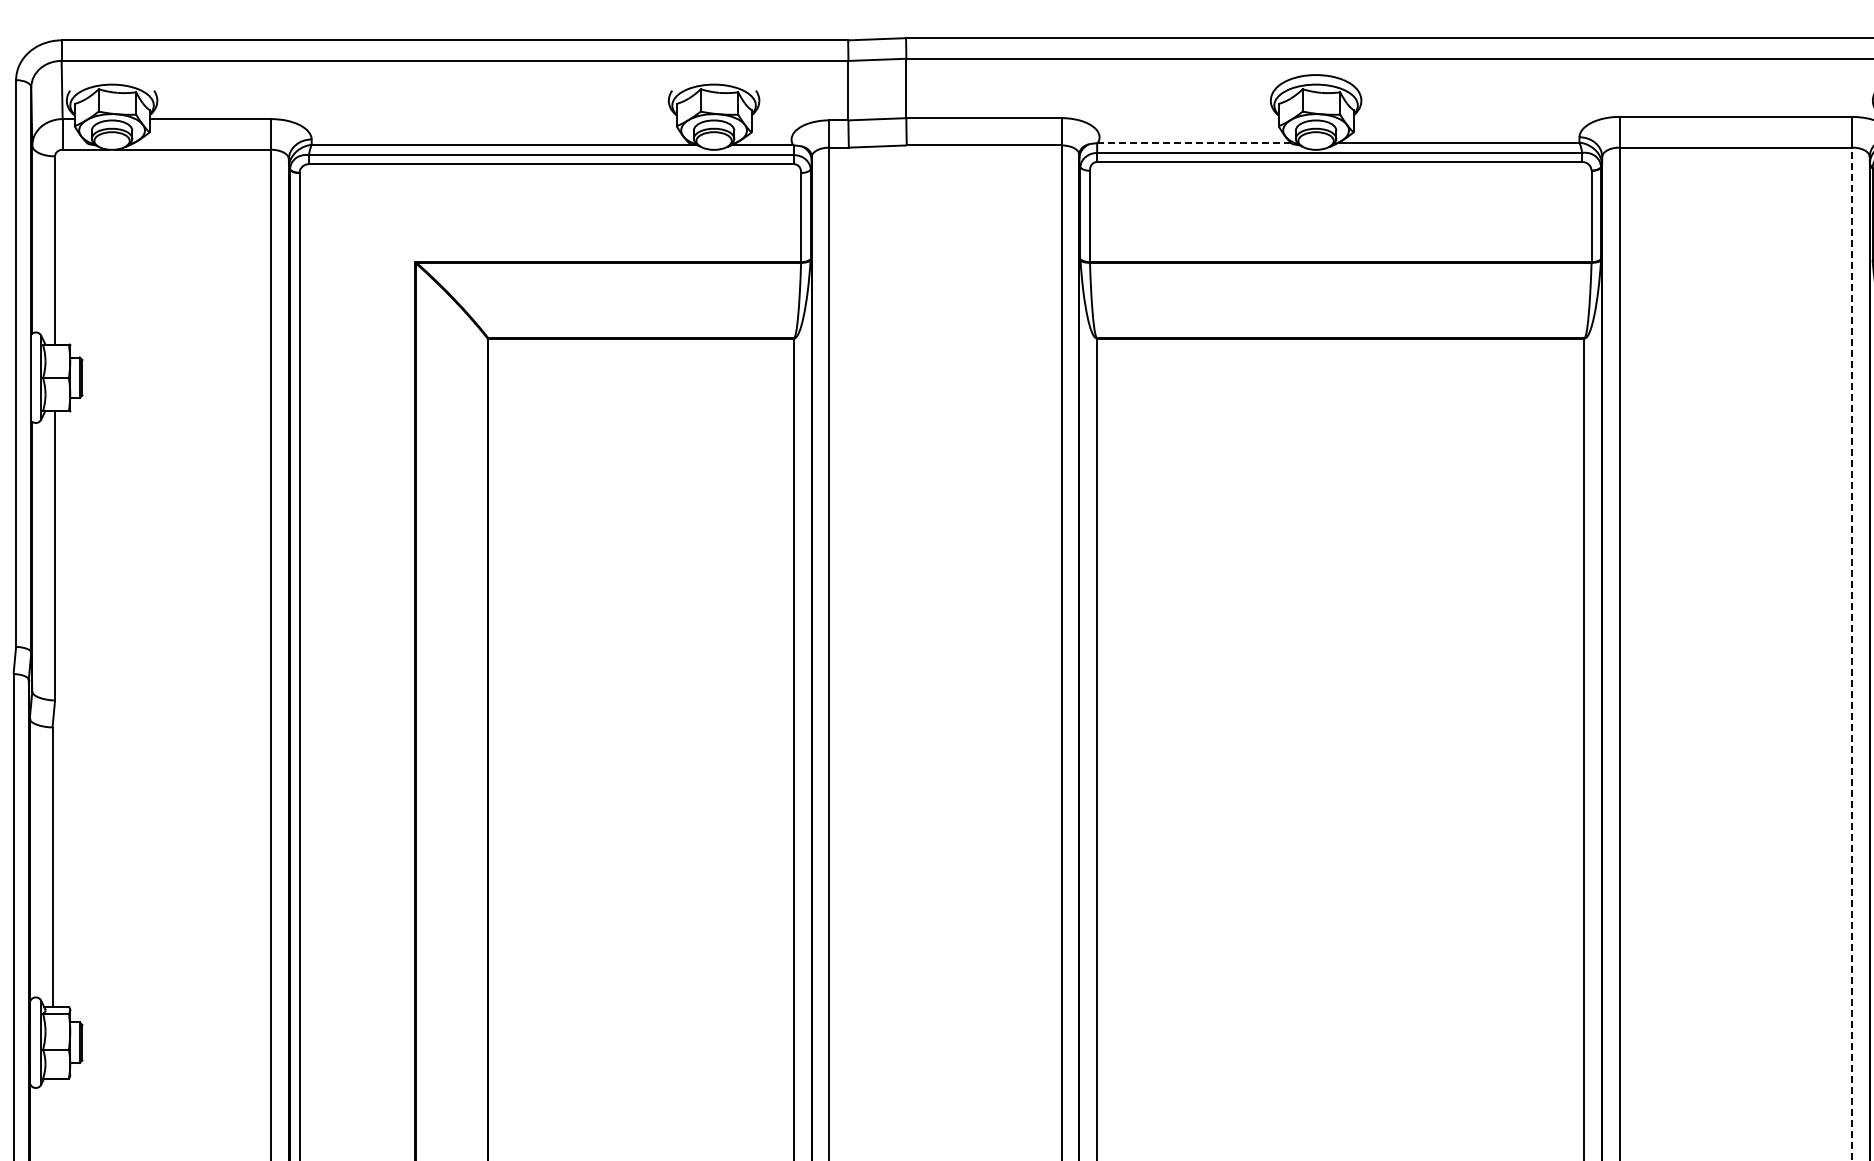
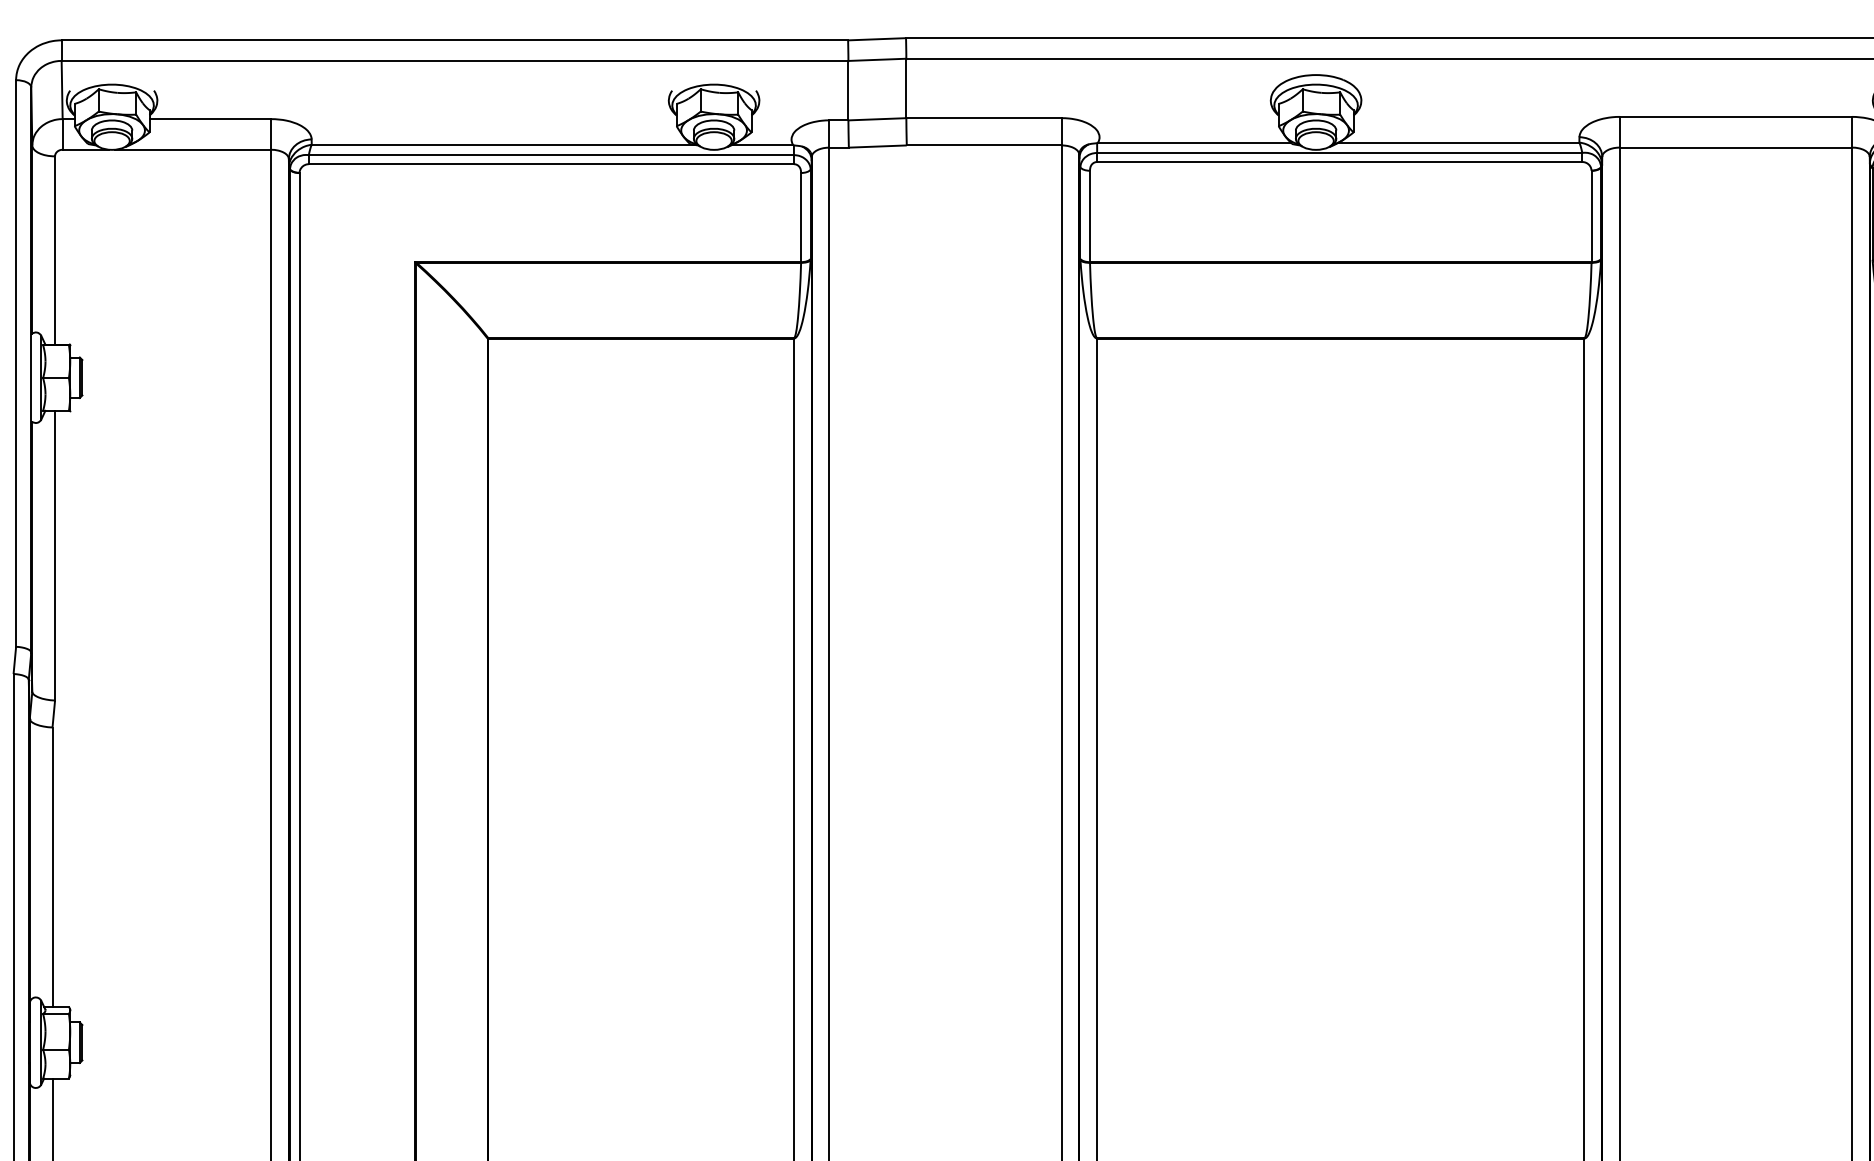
line: dashed -> solid (1193, 142)
line: dashed -> solid (1852, 653)
line: none -> present (52, 1117)
